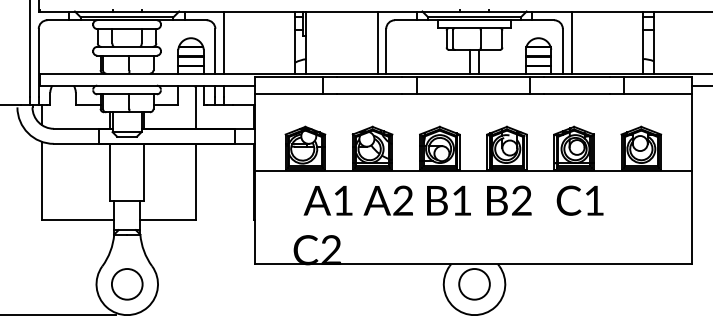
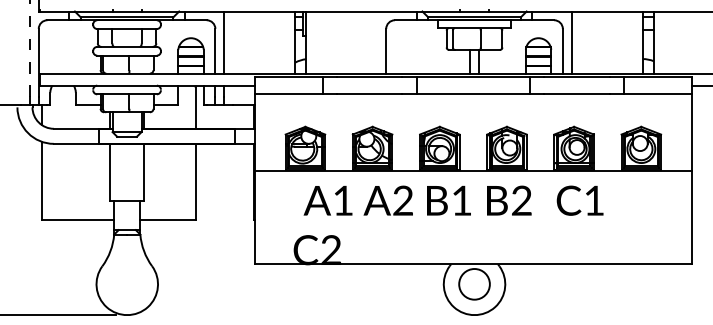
line: present -> none (377, 42)
line: solid -> dashed (30, 48)
circle: present -> none (127, 284)
